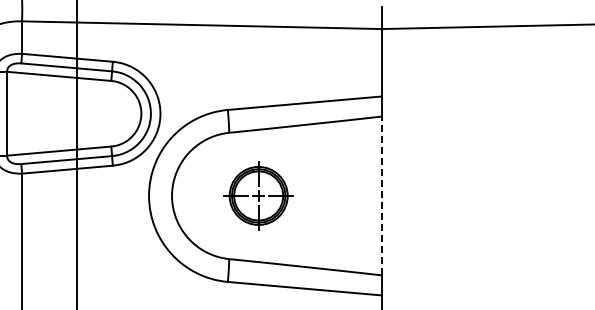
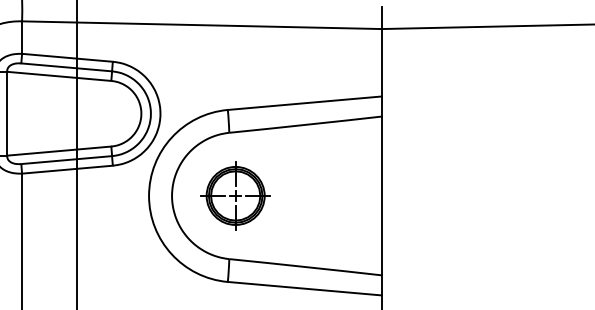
part position: (258, 195) -> (235, 195) (235, 195)
line: dashed -> solid (381, 195)
